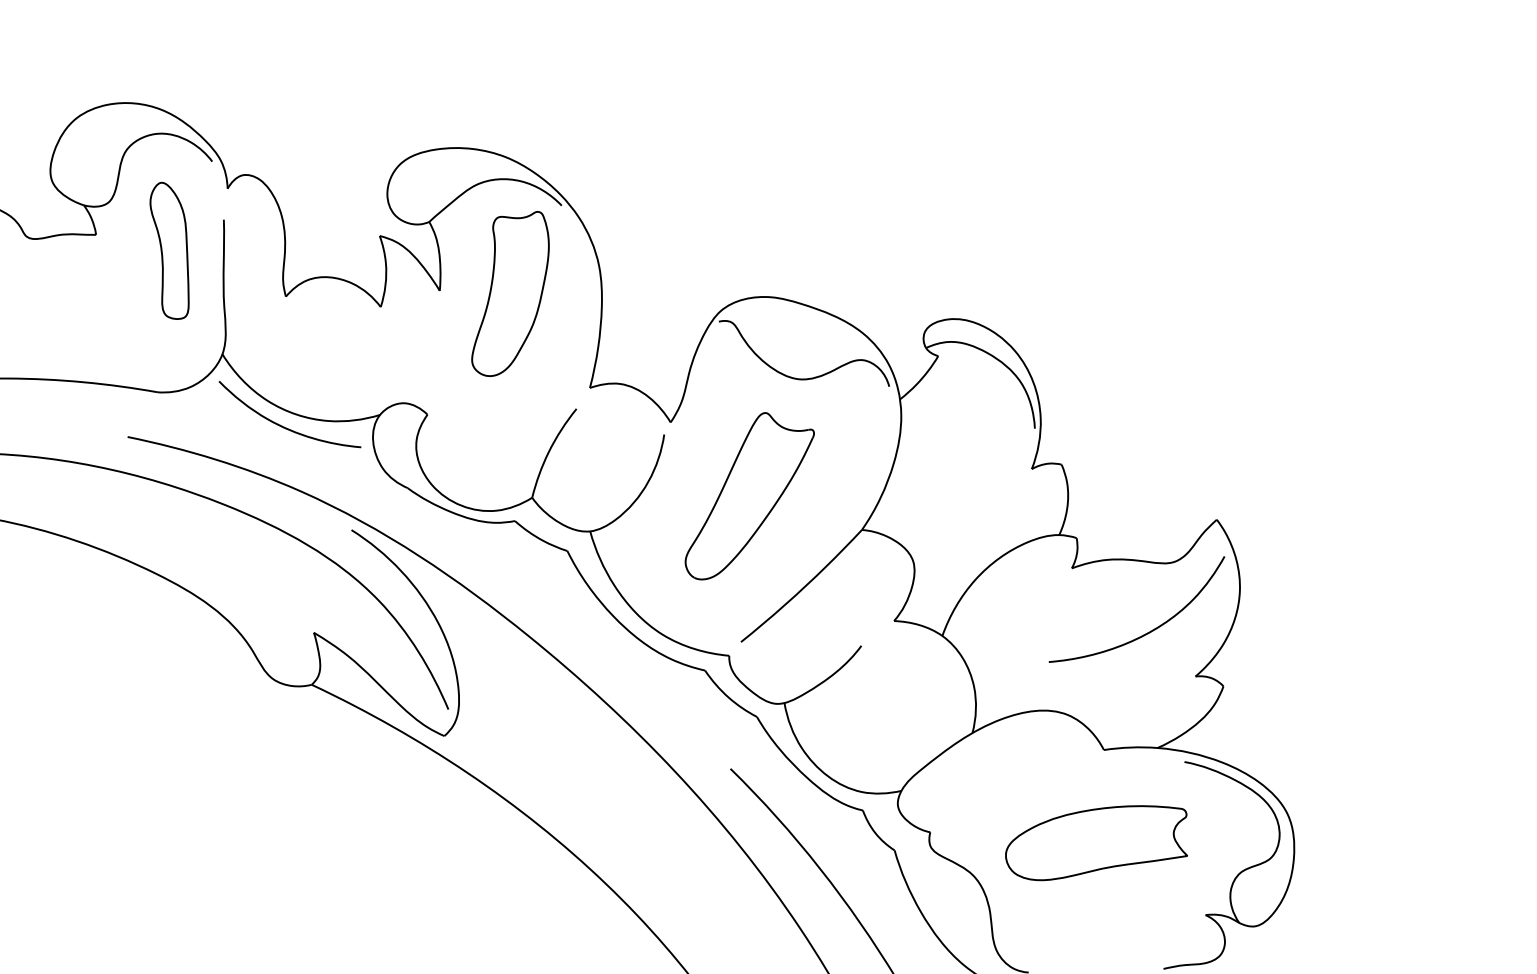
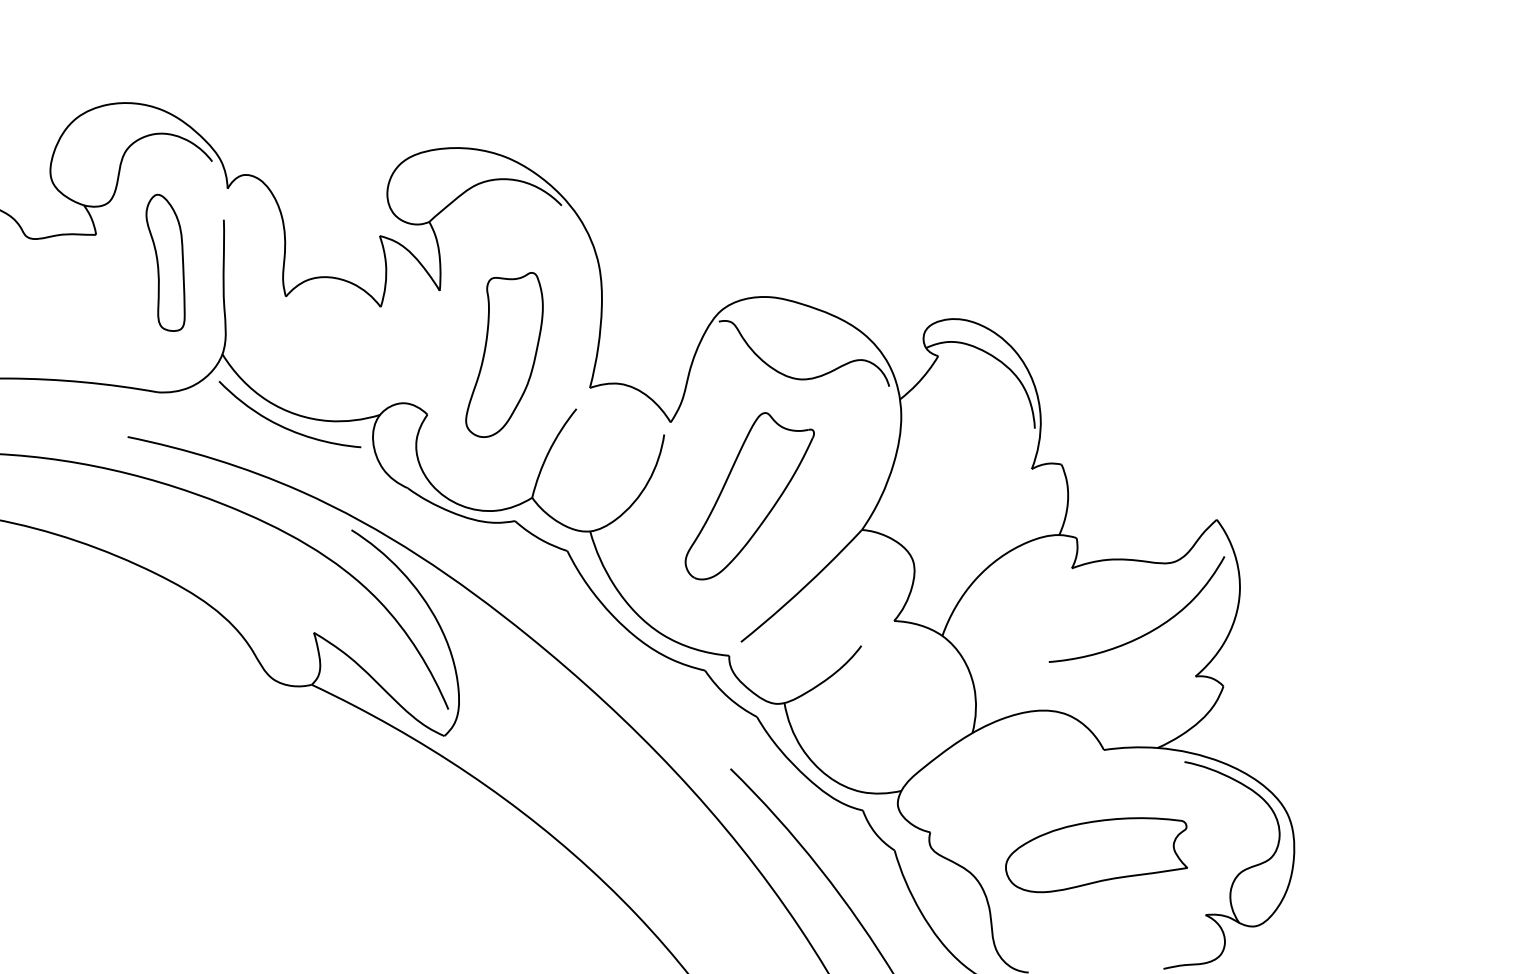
part position: (169, 250) -> (165, 262) (165, 262)
part position: (510, 293) -> (504, 354) (504, 354)
part position: (1096, 843) -> (1096, 855) (1096, 855)
